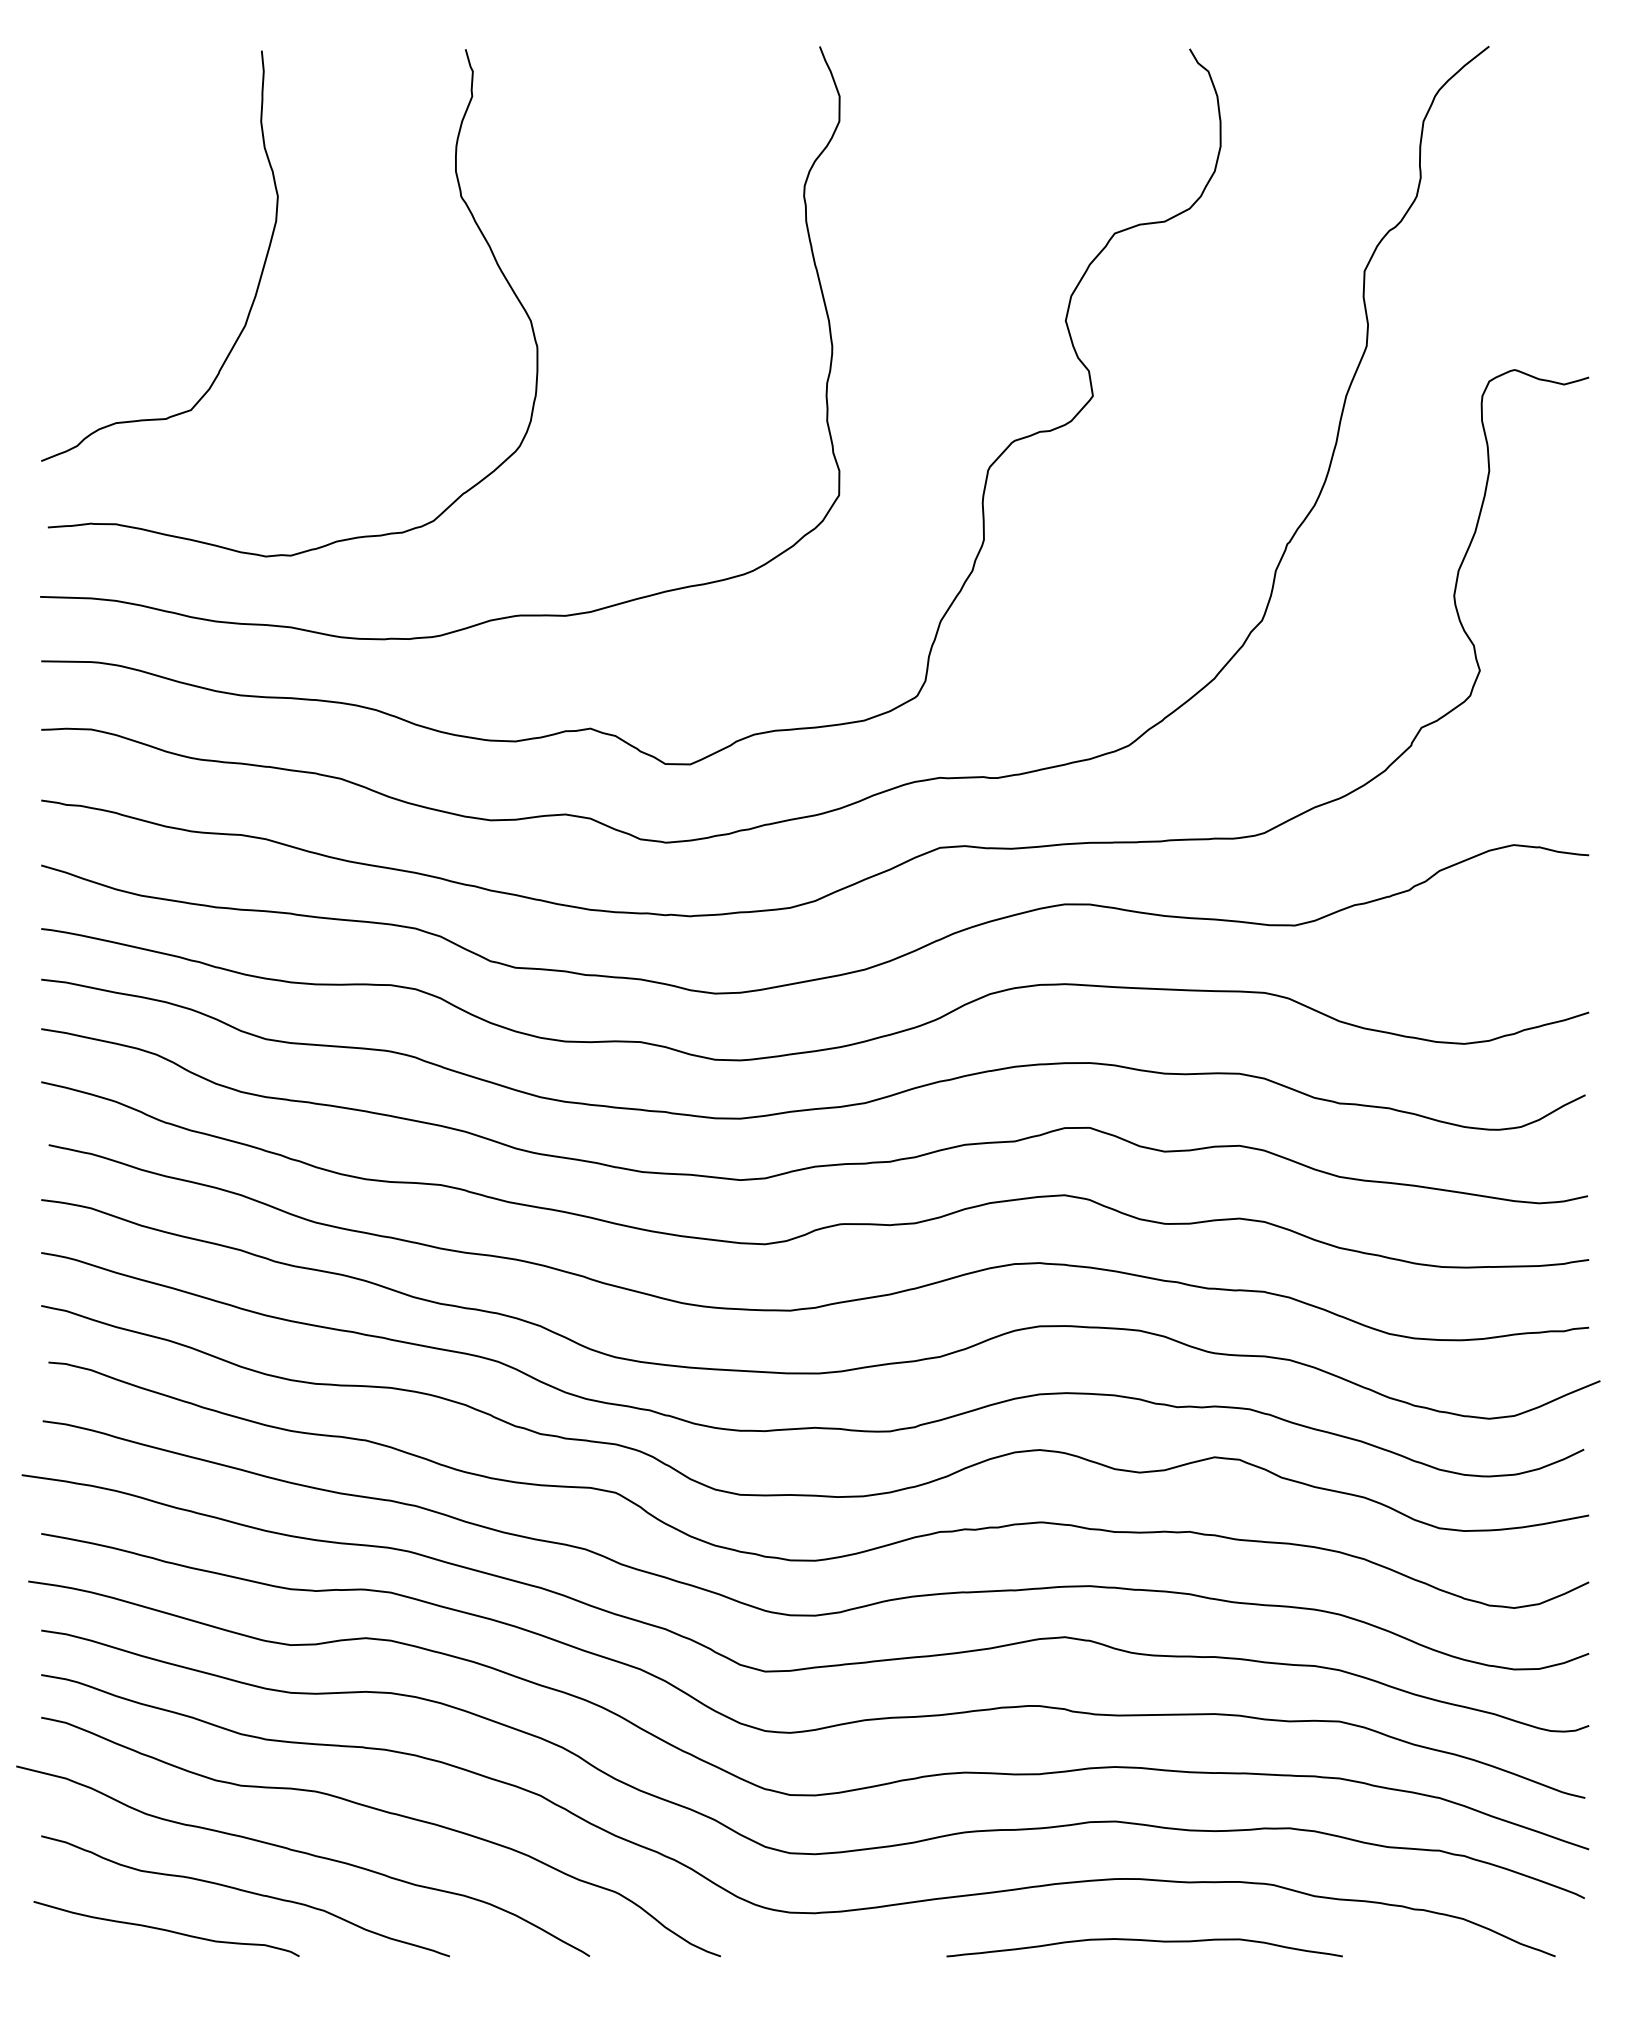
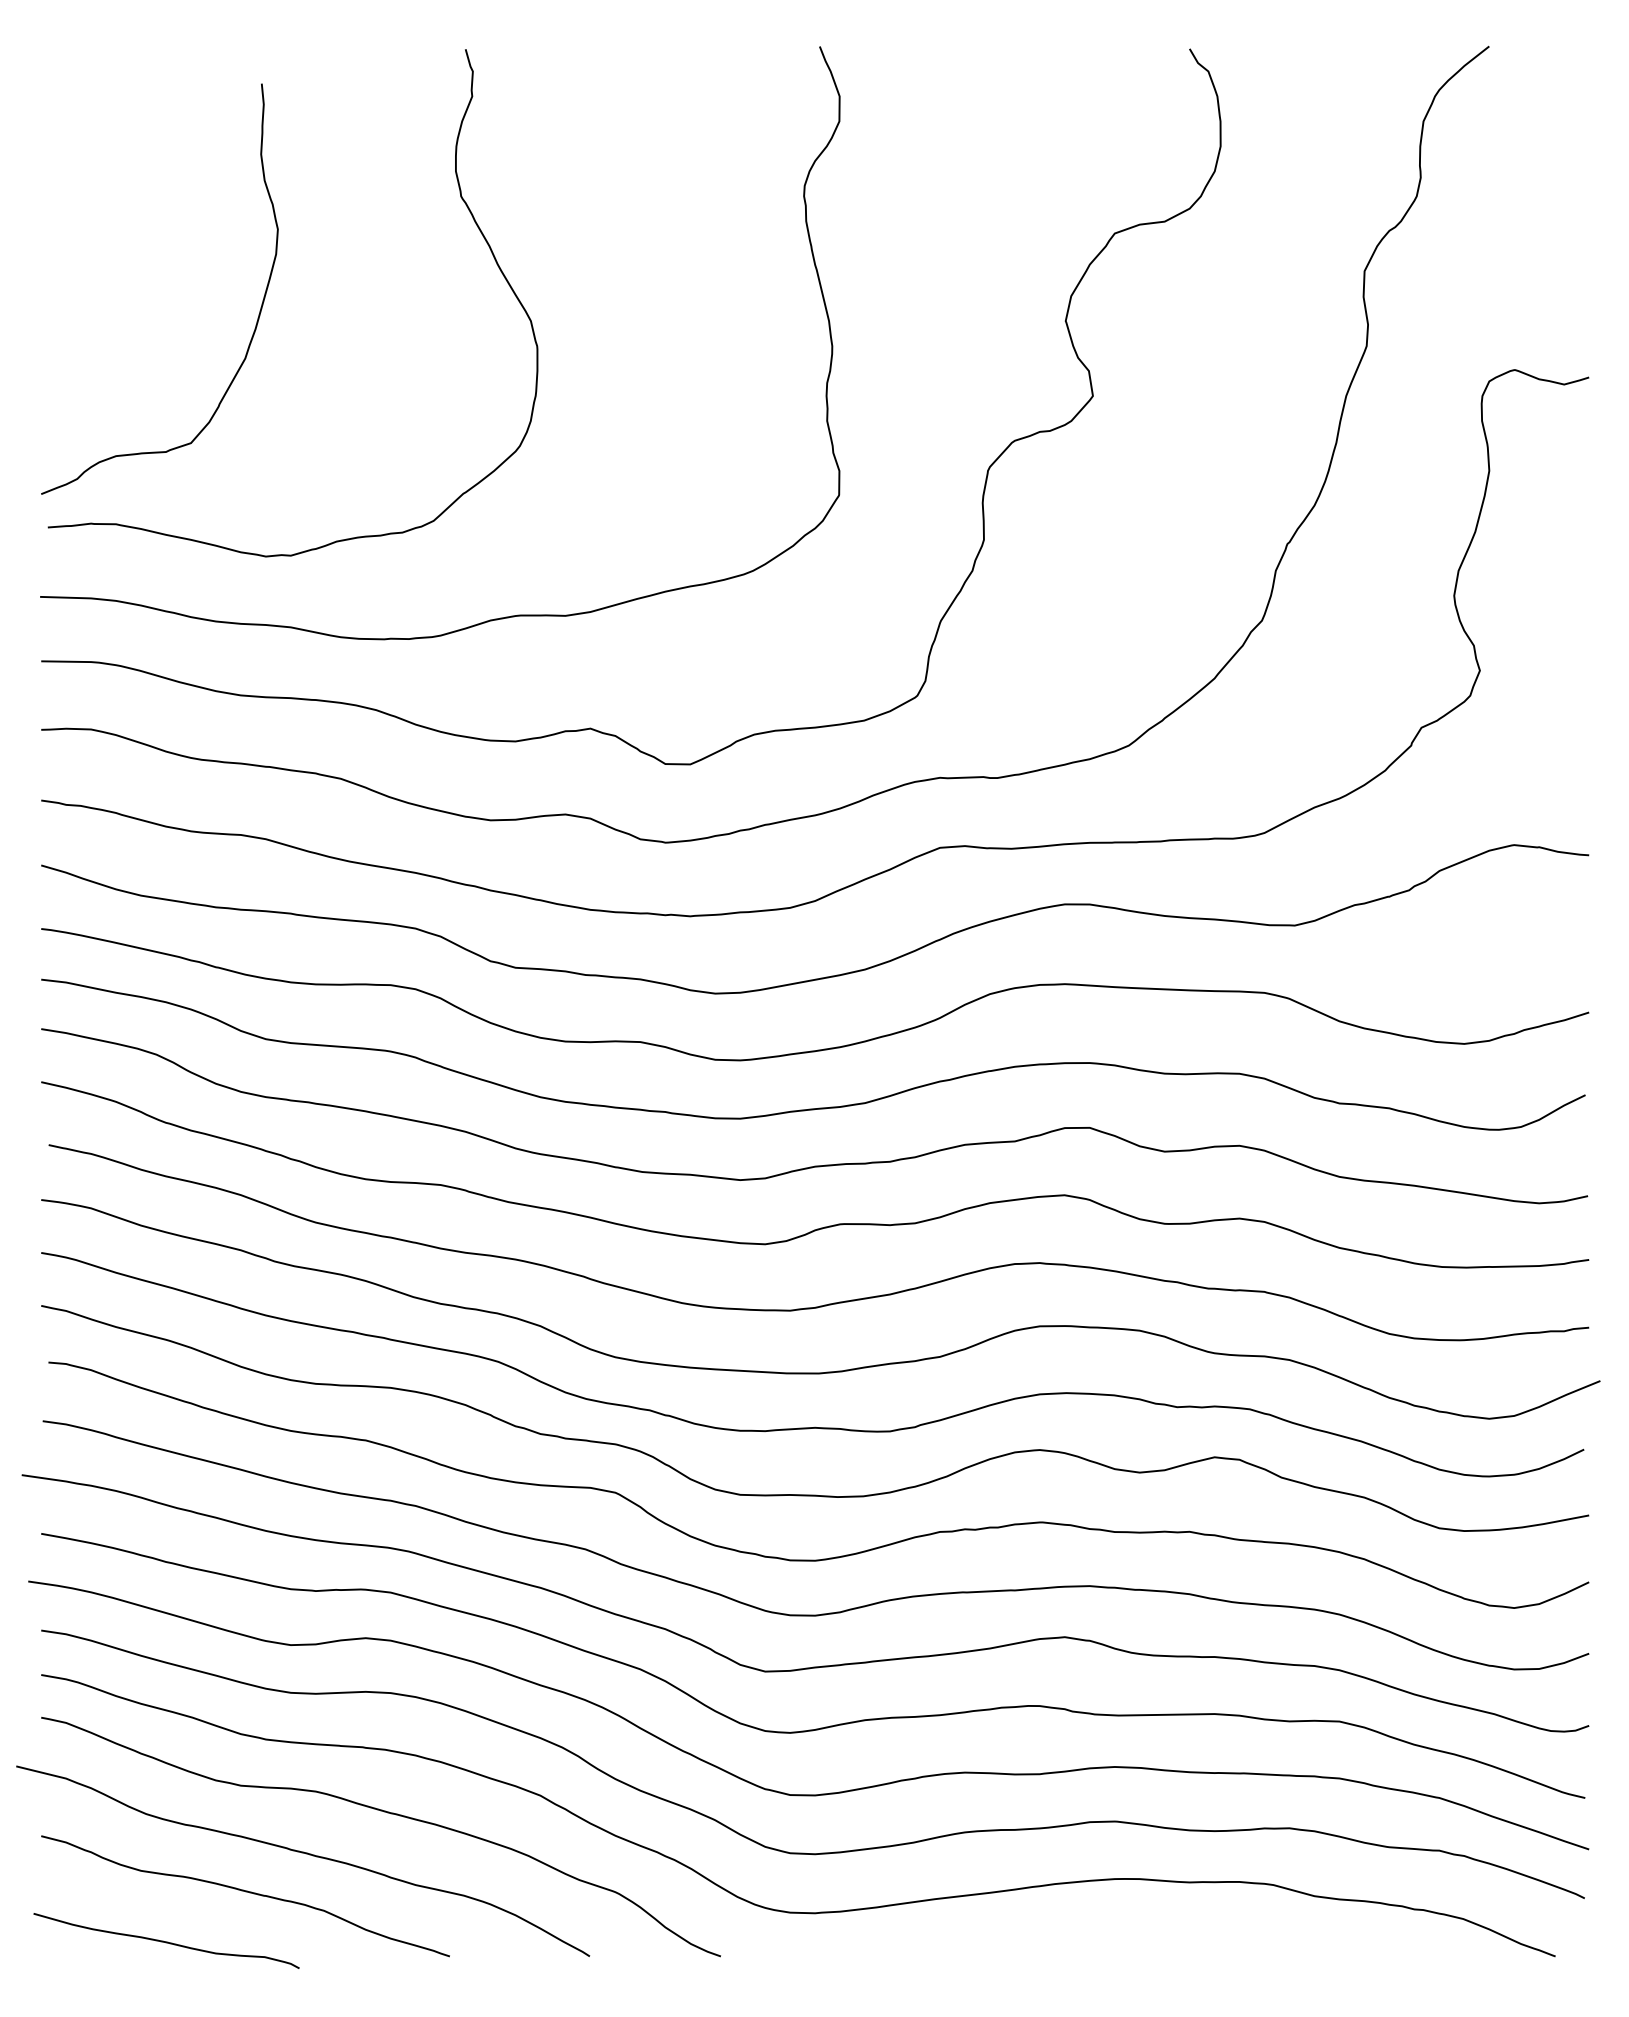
curve position: (257, 284) -> (257, 317) (257, 317)
curve position: (166, 1929) -> (166, 1941) (166, 1941)
curve: present -> none (1144, 1941)
